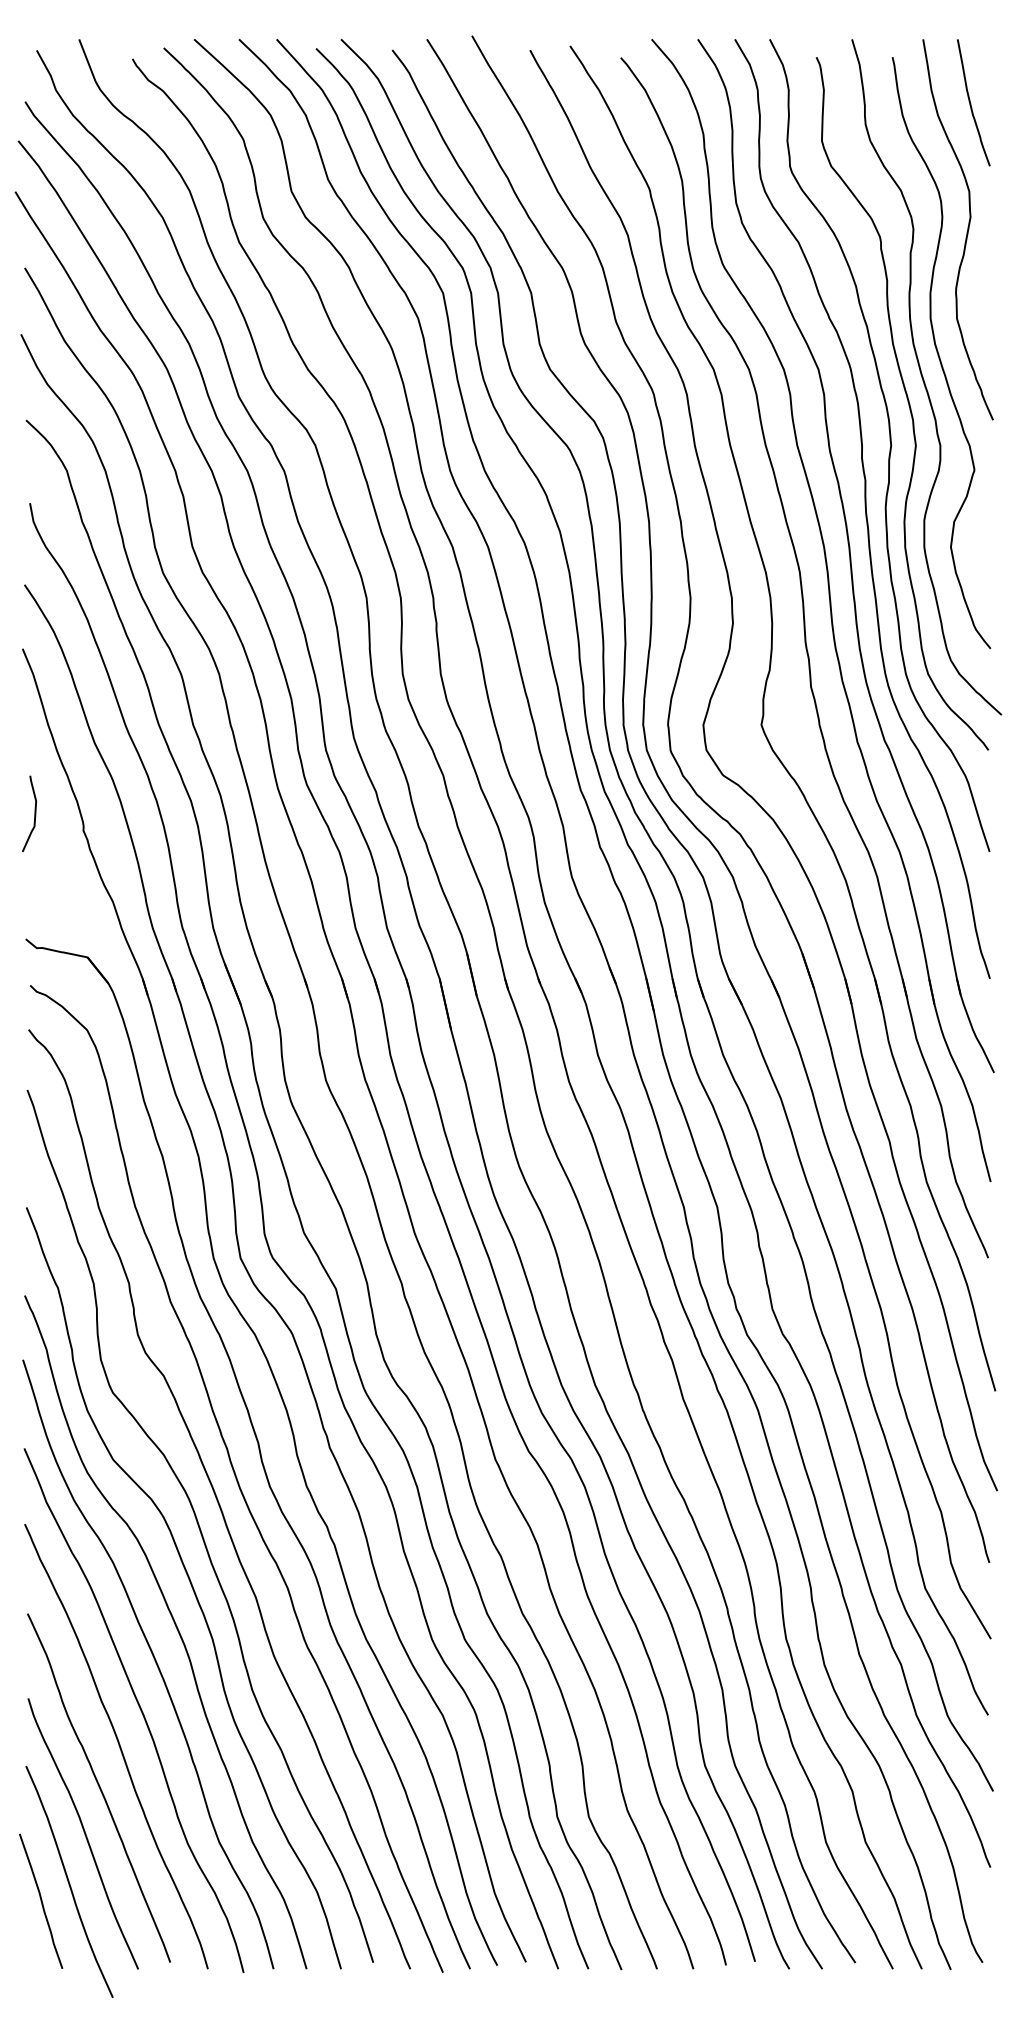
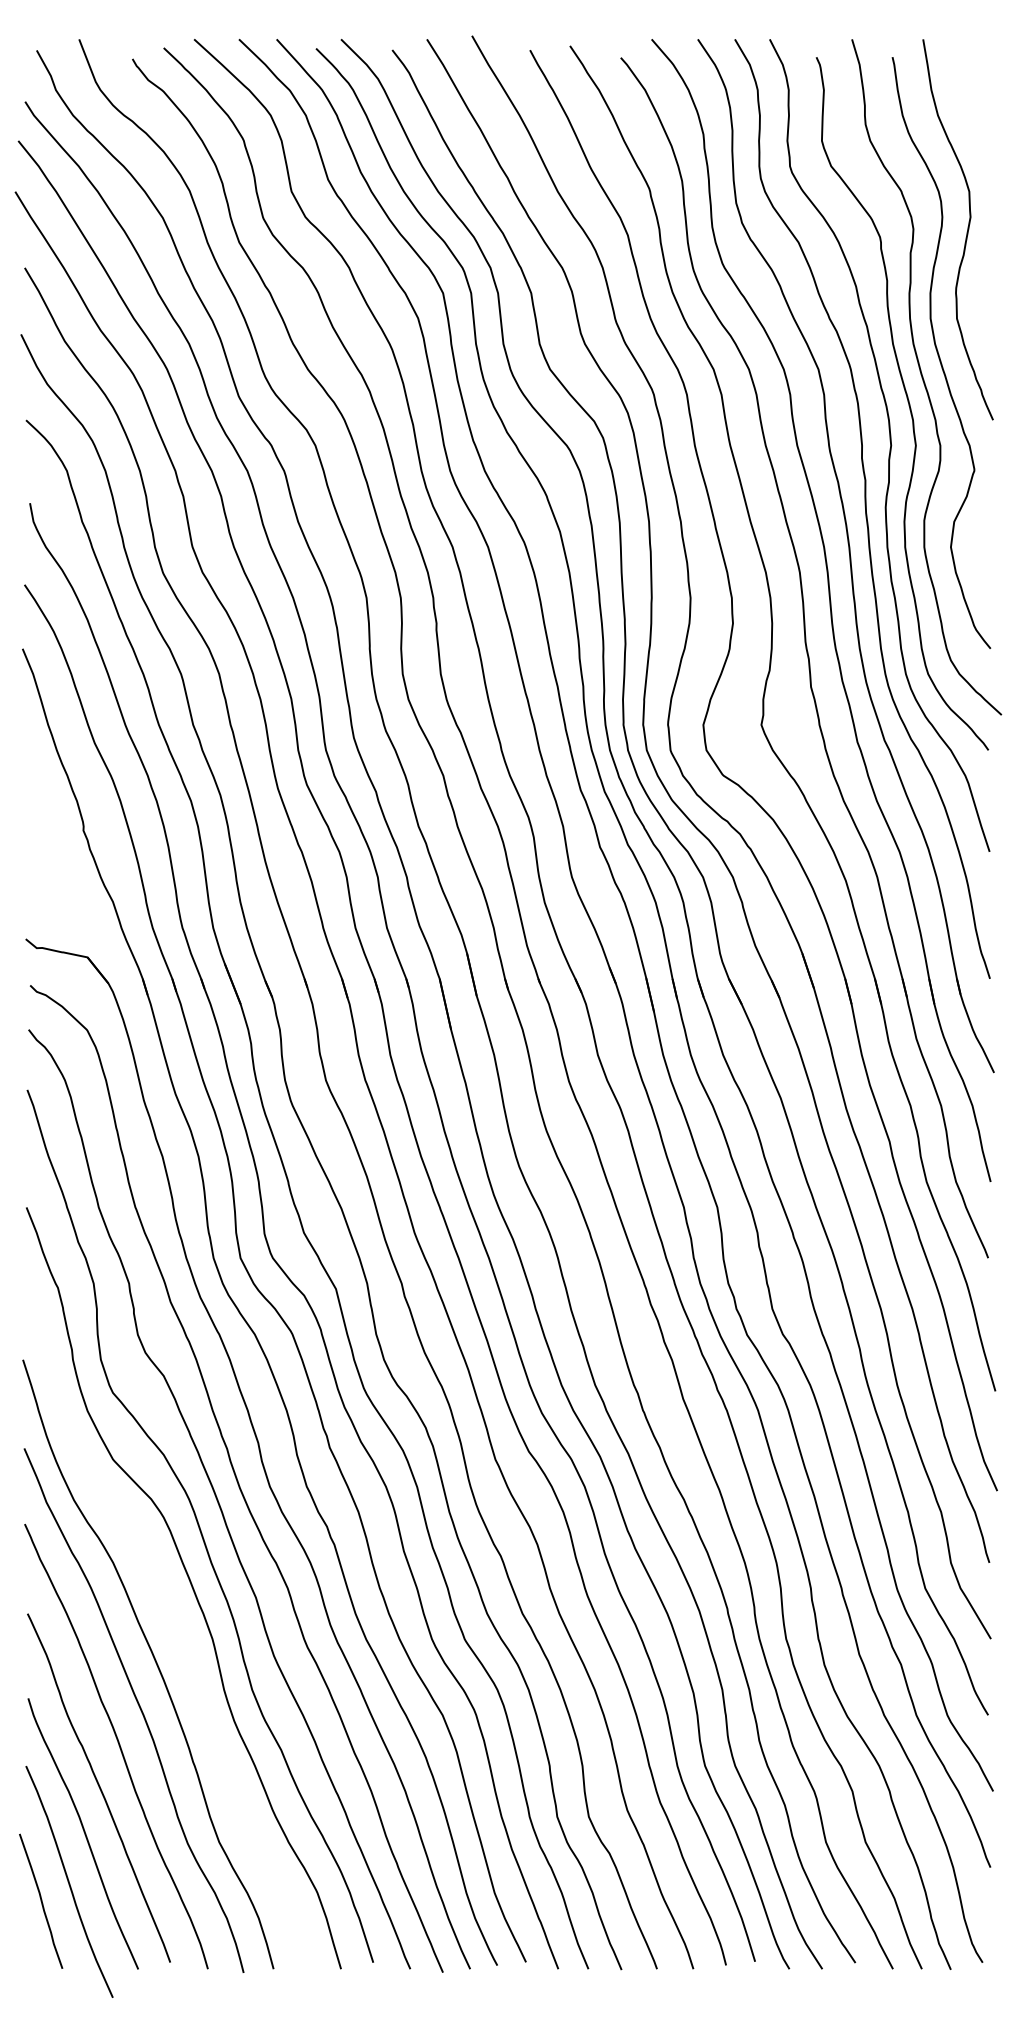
curve: present -> none (971, 103)
curve: present -> none (34, 813)
curve: present -> none (175, 1627)
